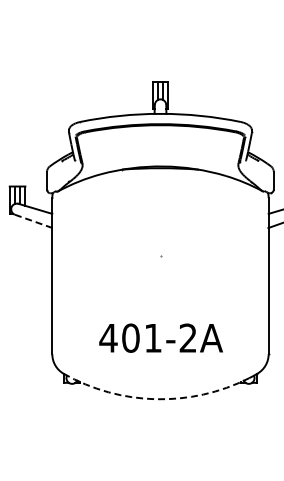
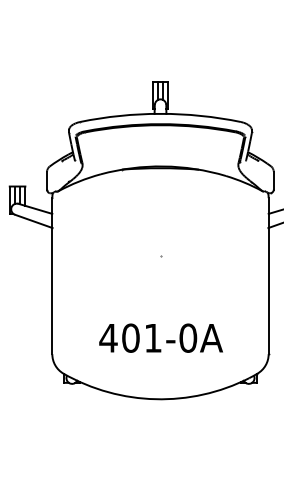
line: dashed -> solid (33, 221)
text: 401-2A -> 401-0A (188, 337)
arc: dashed -> solid (155, 399)
